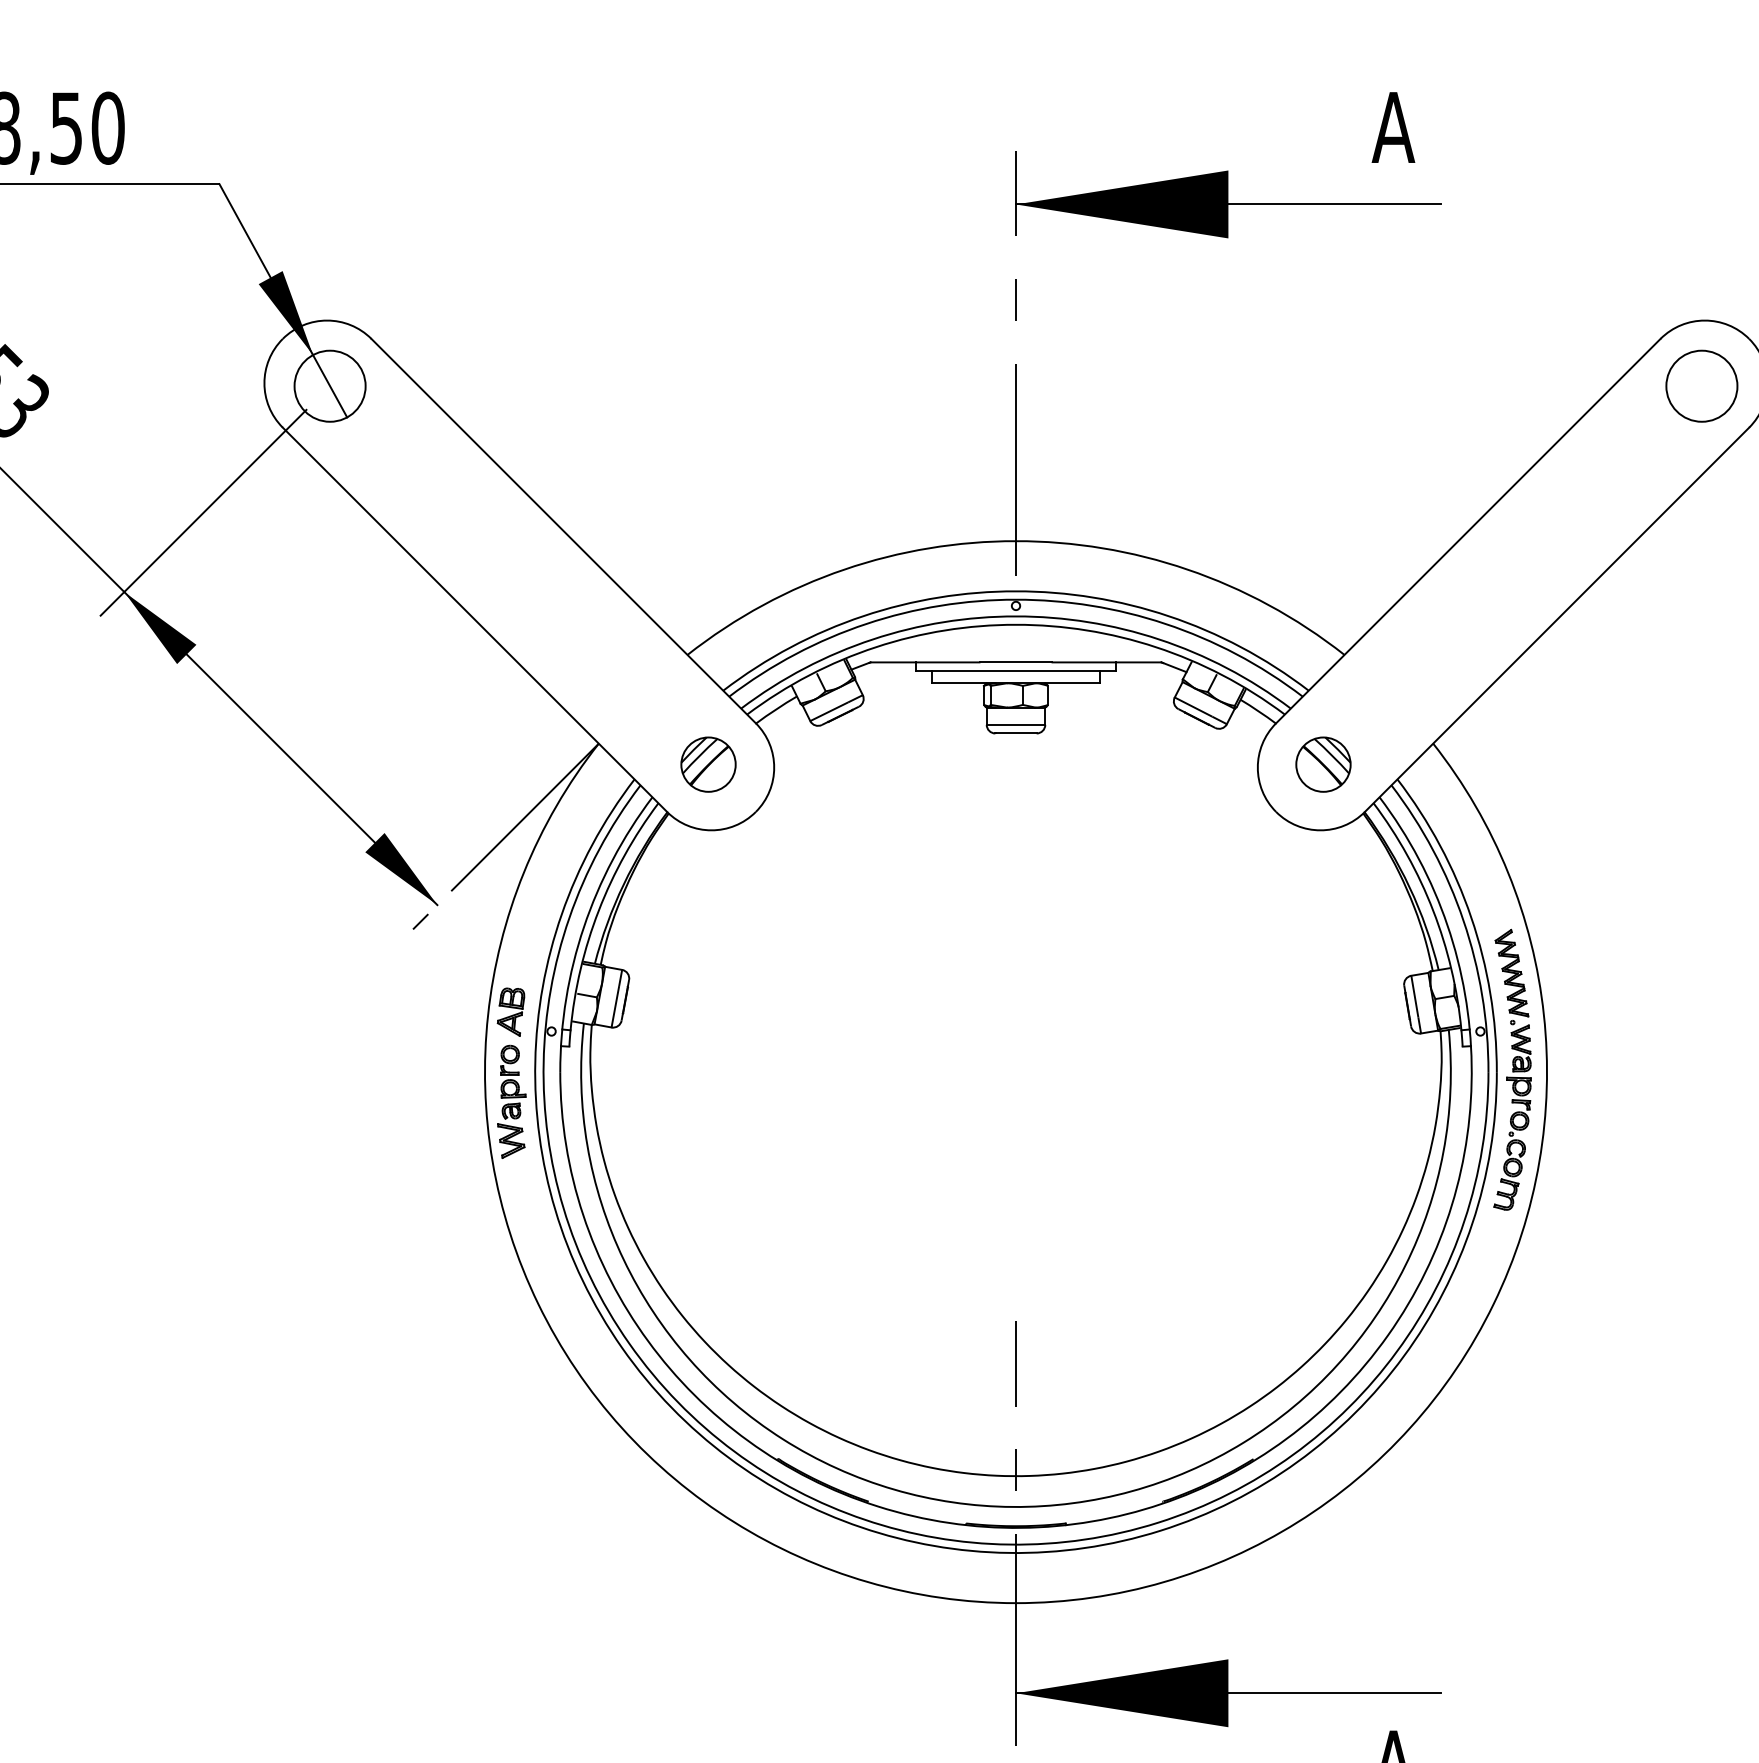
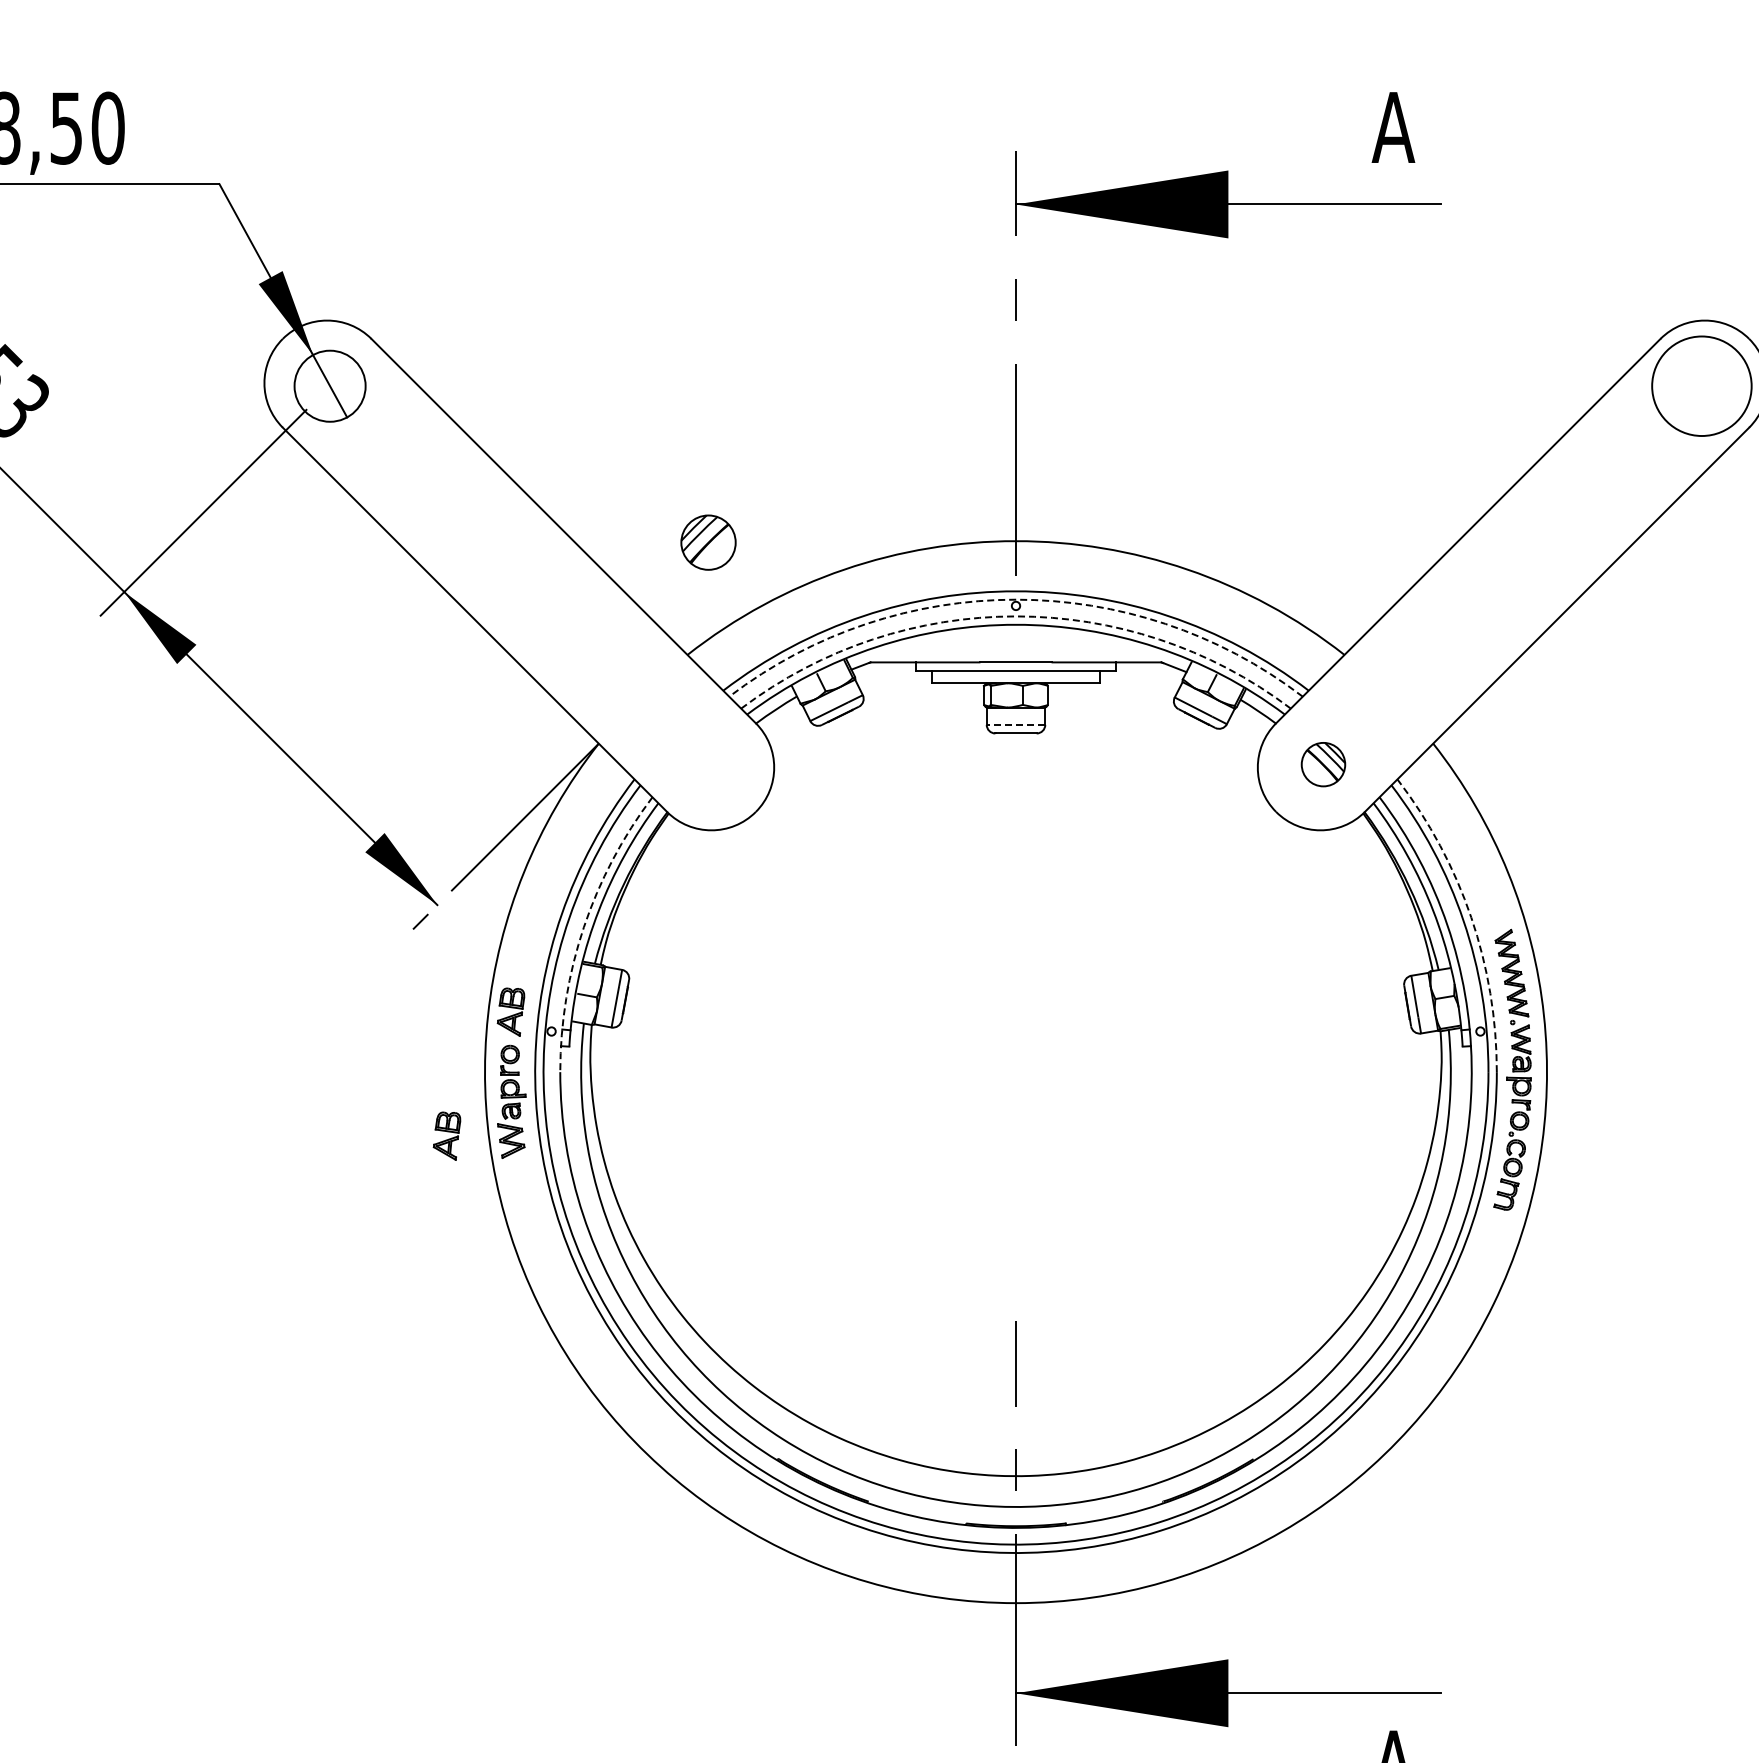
circle diameter: 71 px -> 100 px (1701, 386)
arc: solid -> dashed (1016, 599)
arc: solid -> dashed (1016, 616)
line: solid -> dashed (1016, 724)
part position: (708, 764) -> (708, 542) (708, 542)
part size: 57x57 px -> 47x46 px (1323, 764)
arc: solid -> dashed (1471, 917)
arc: solid -> dashed (583, 927)
part: none -> present (446, 1135)
